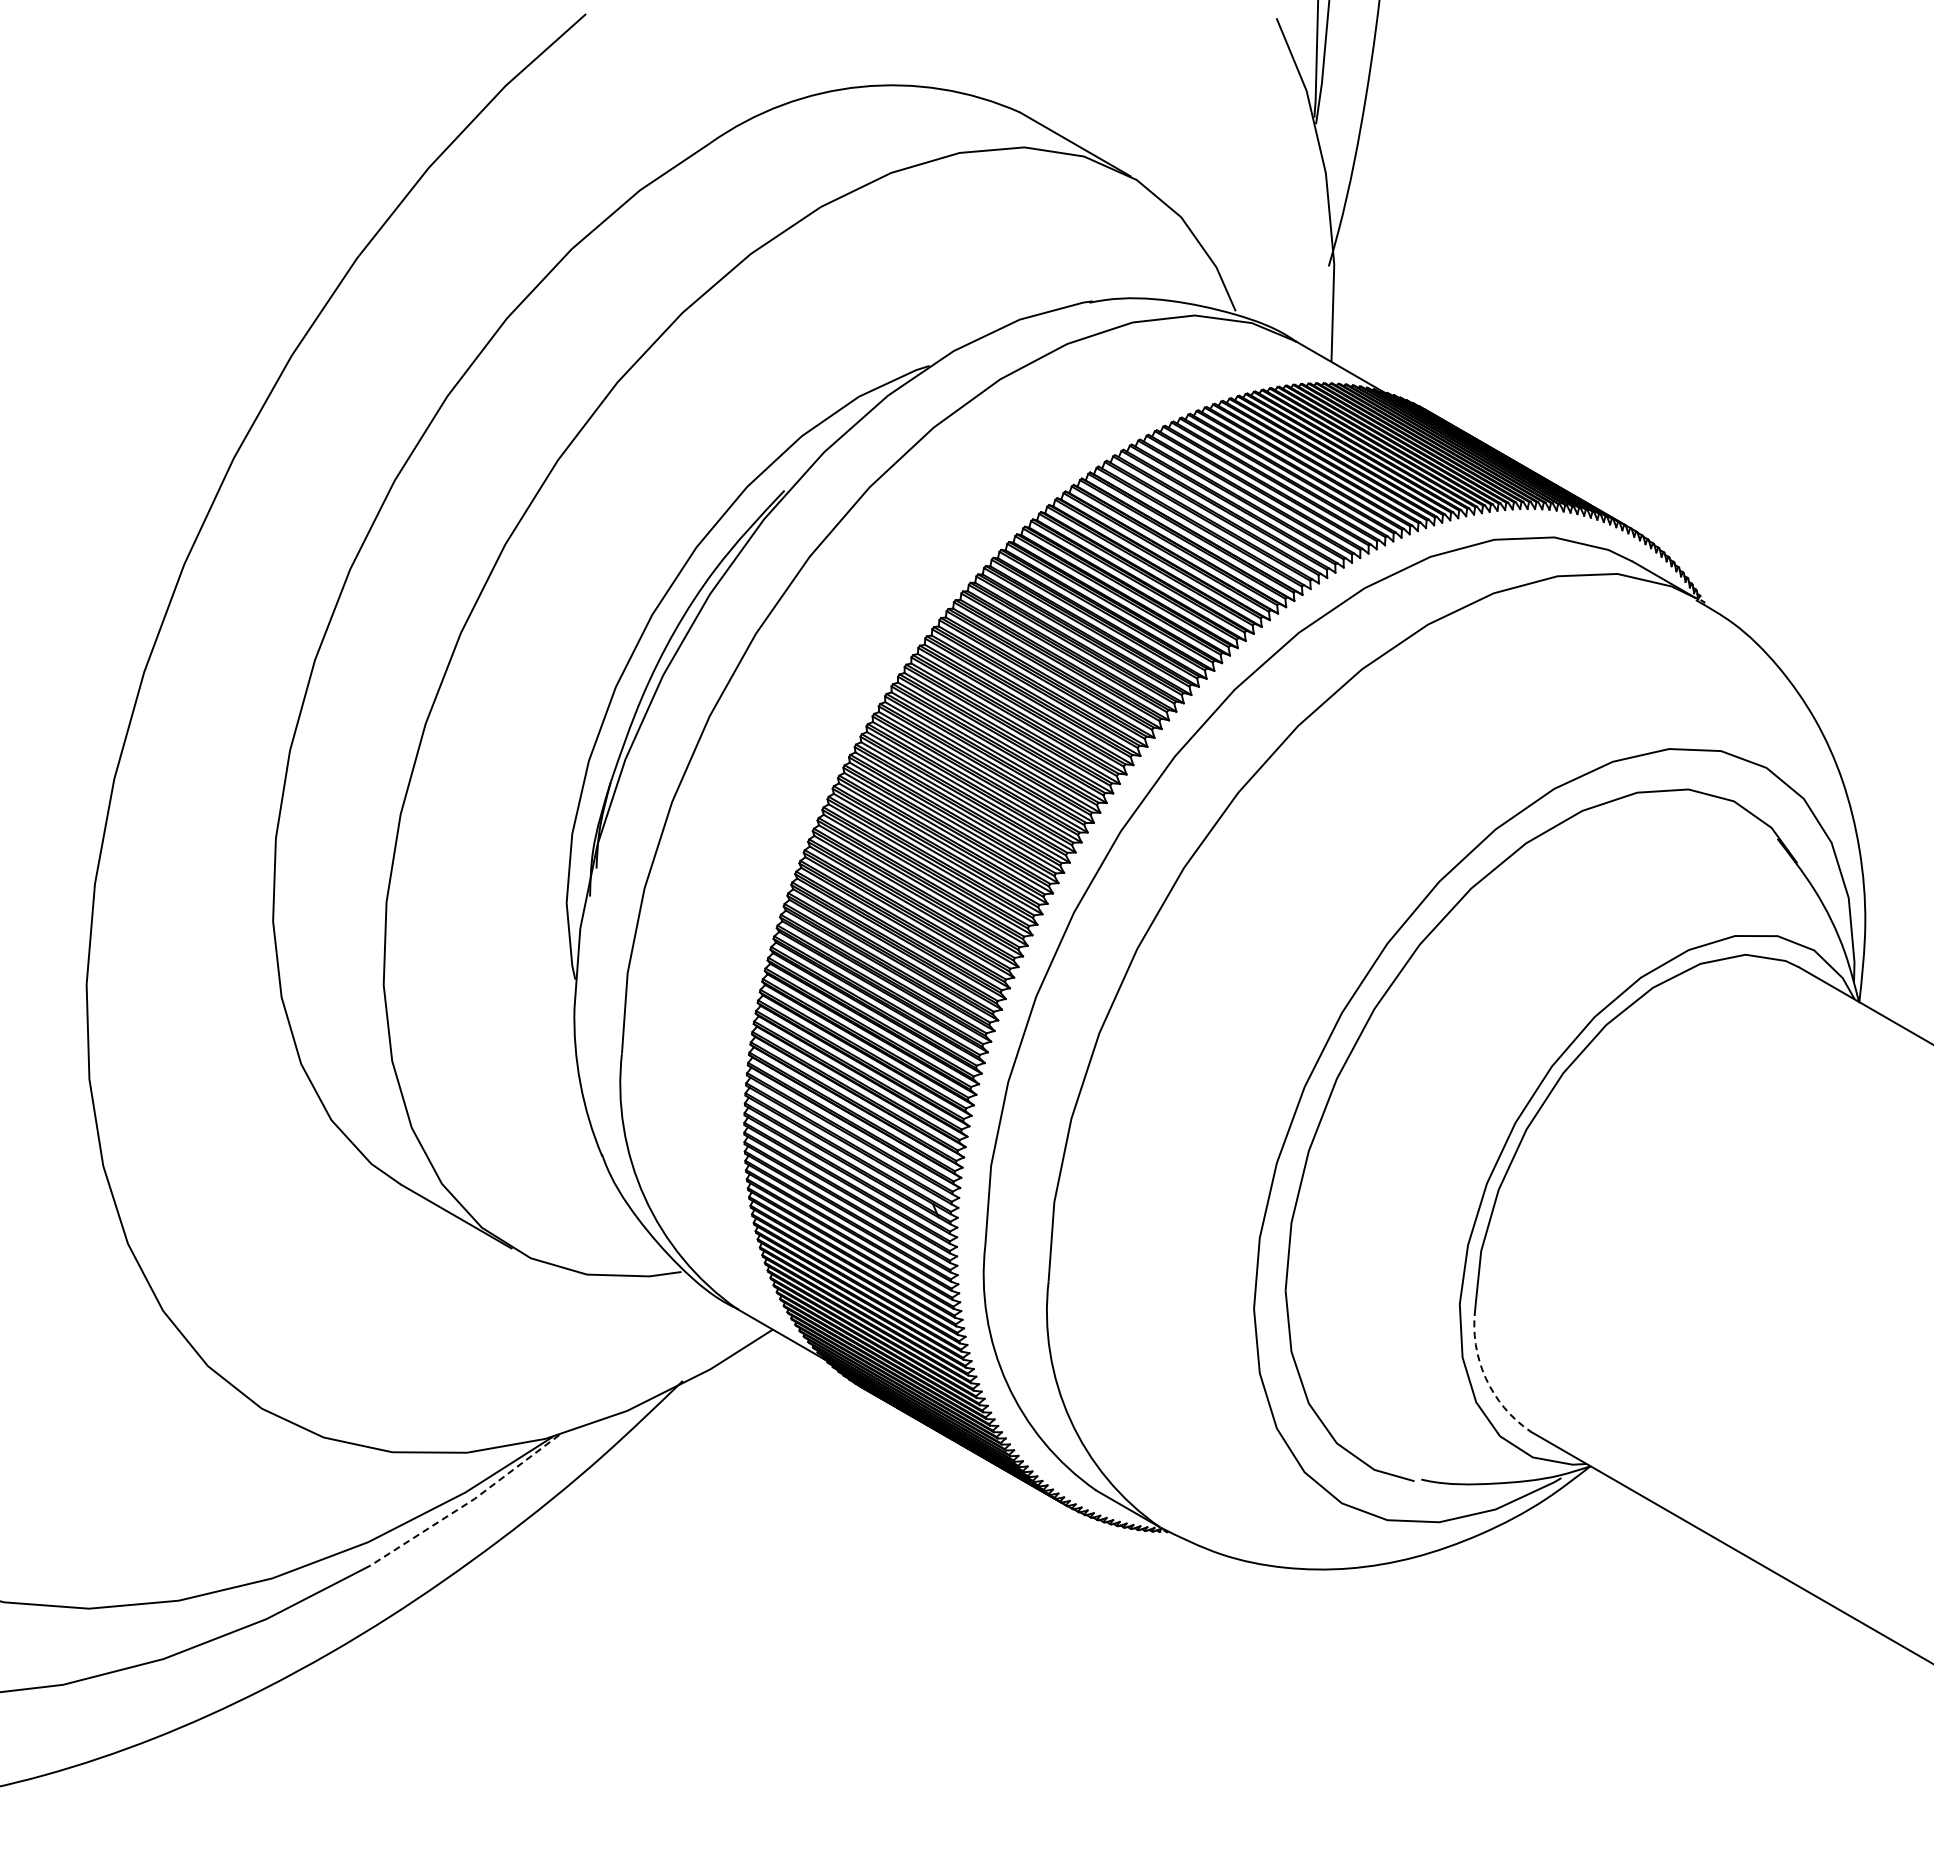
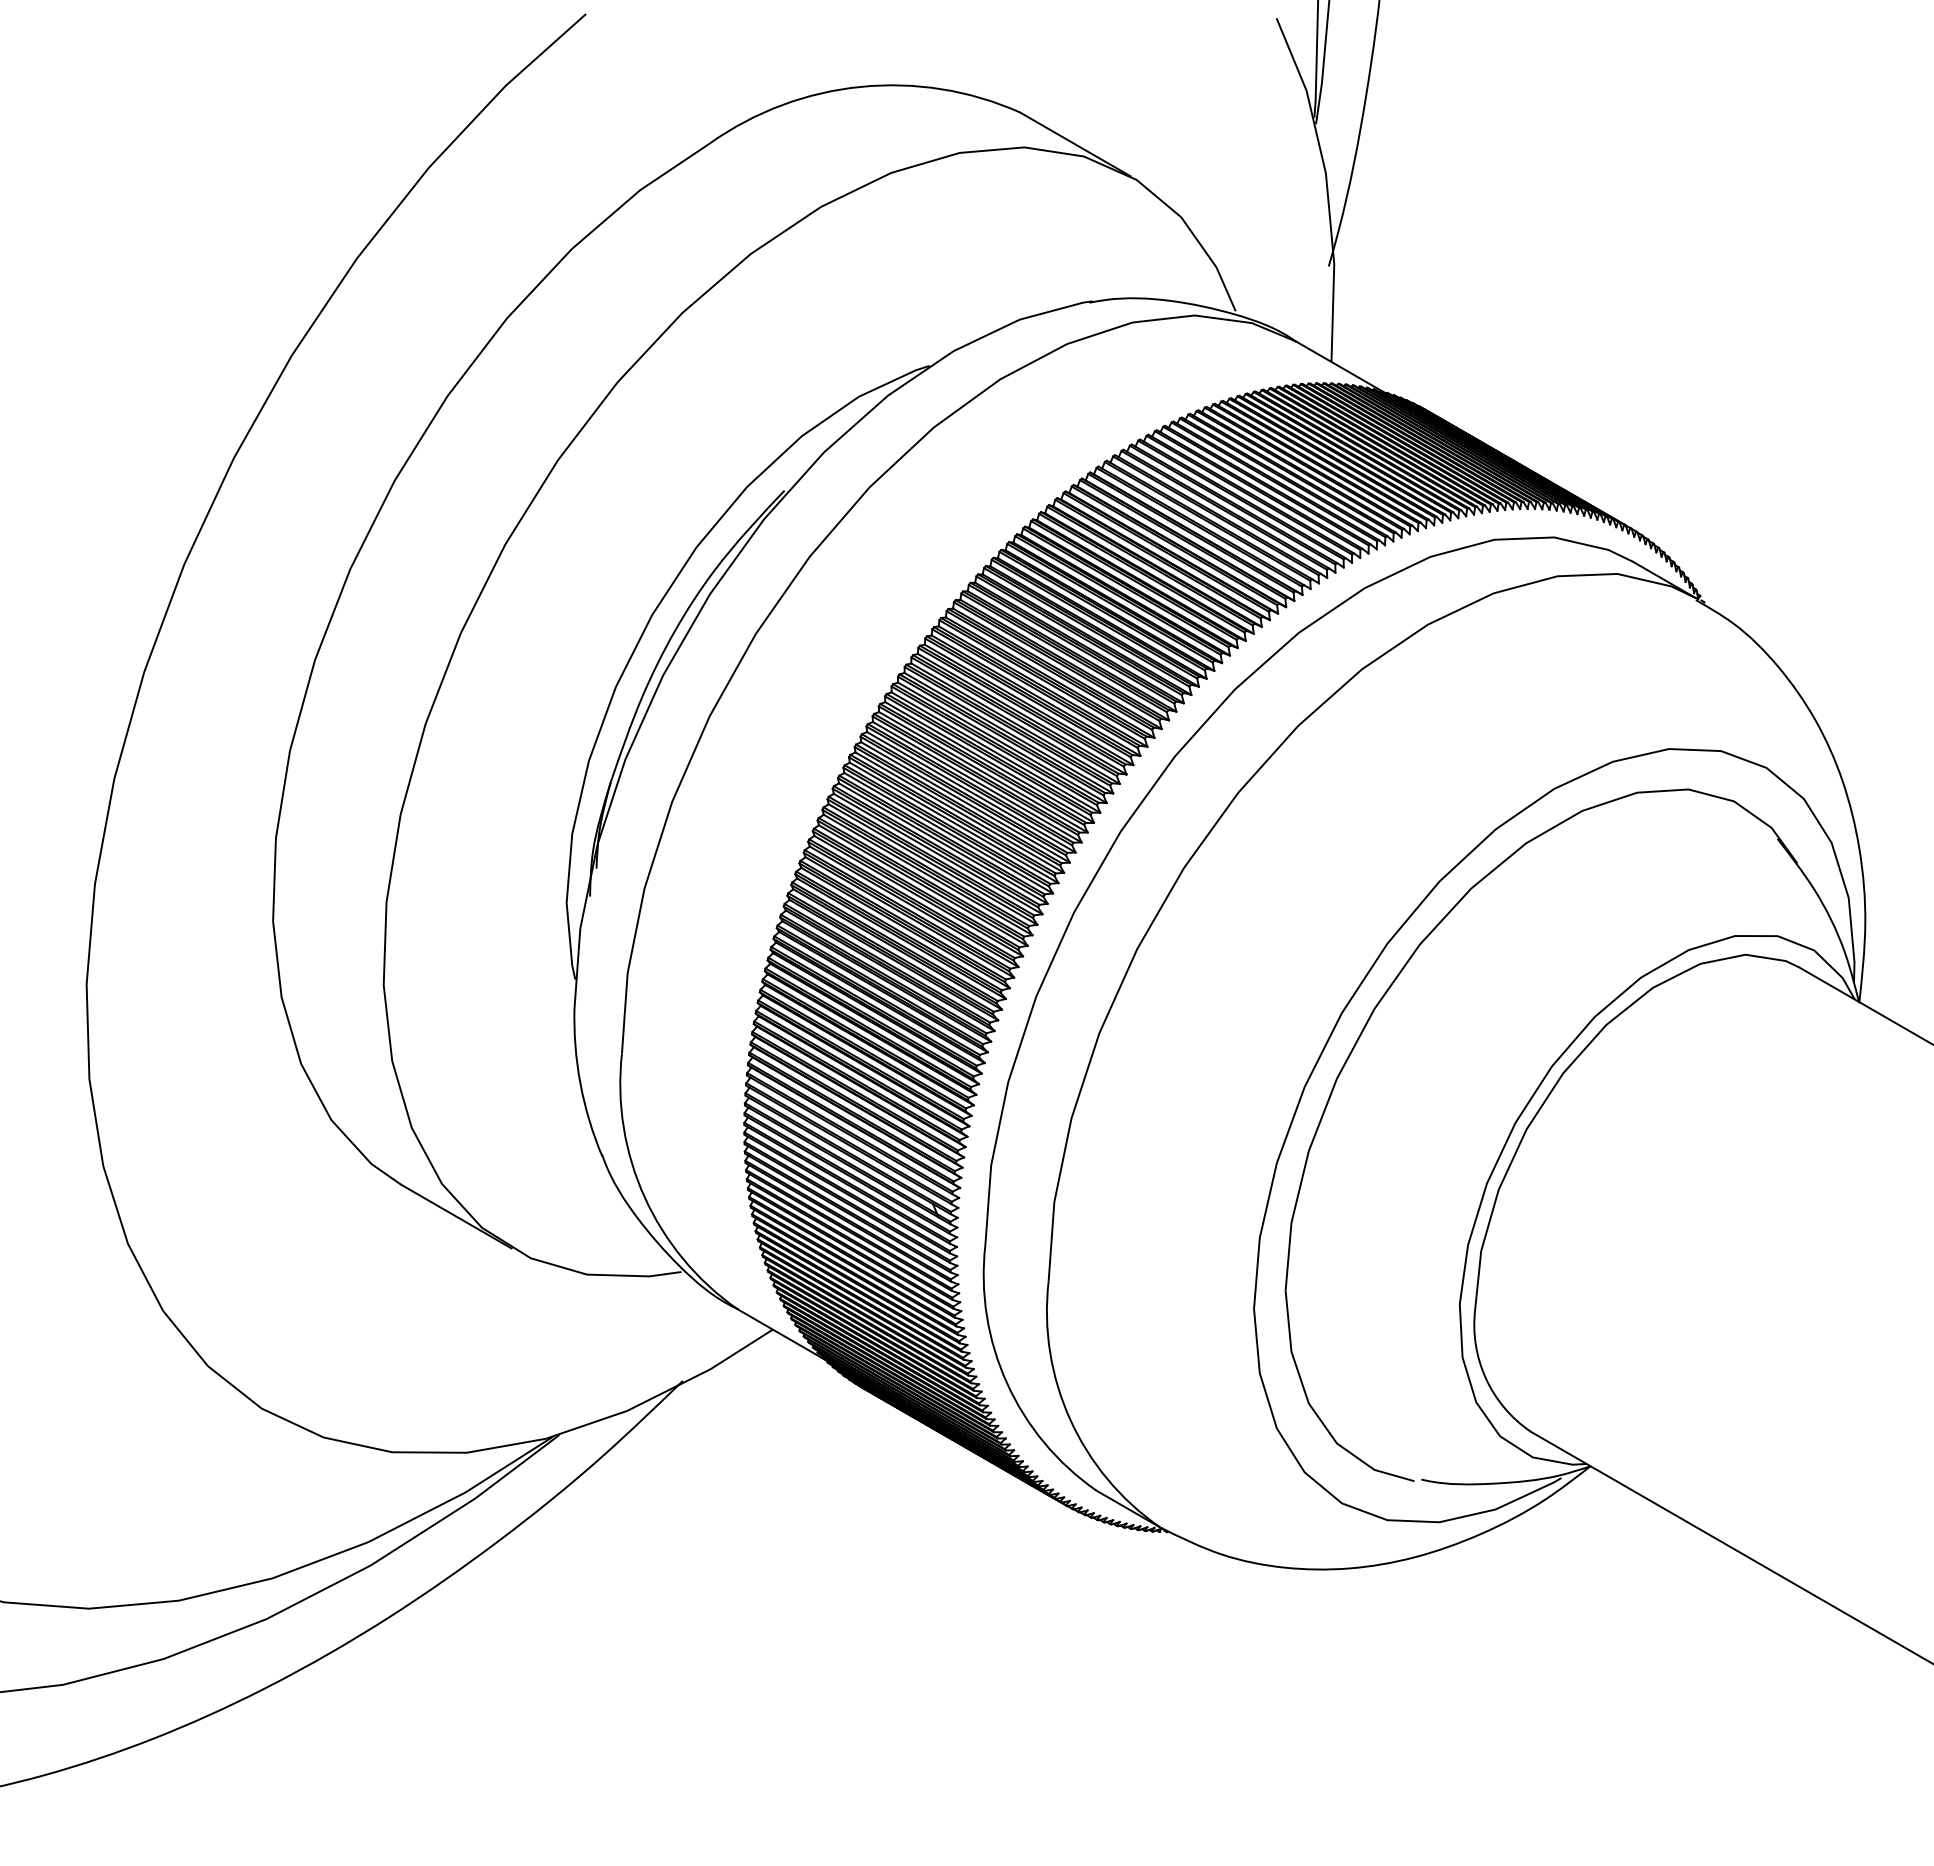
arc: dashed -> solid (1485, 1378)
line: dashed -> solid (467, 1503)
